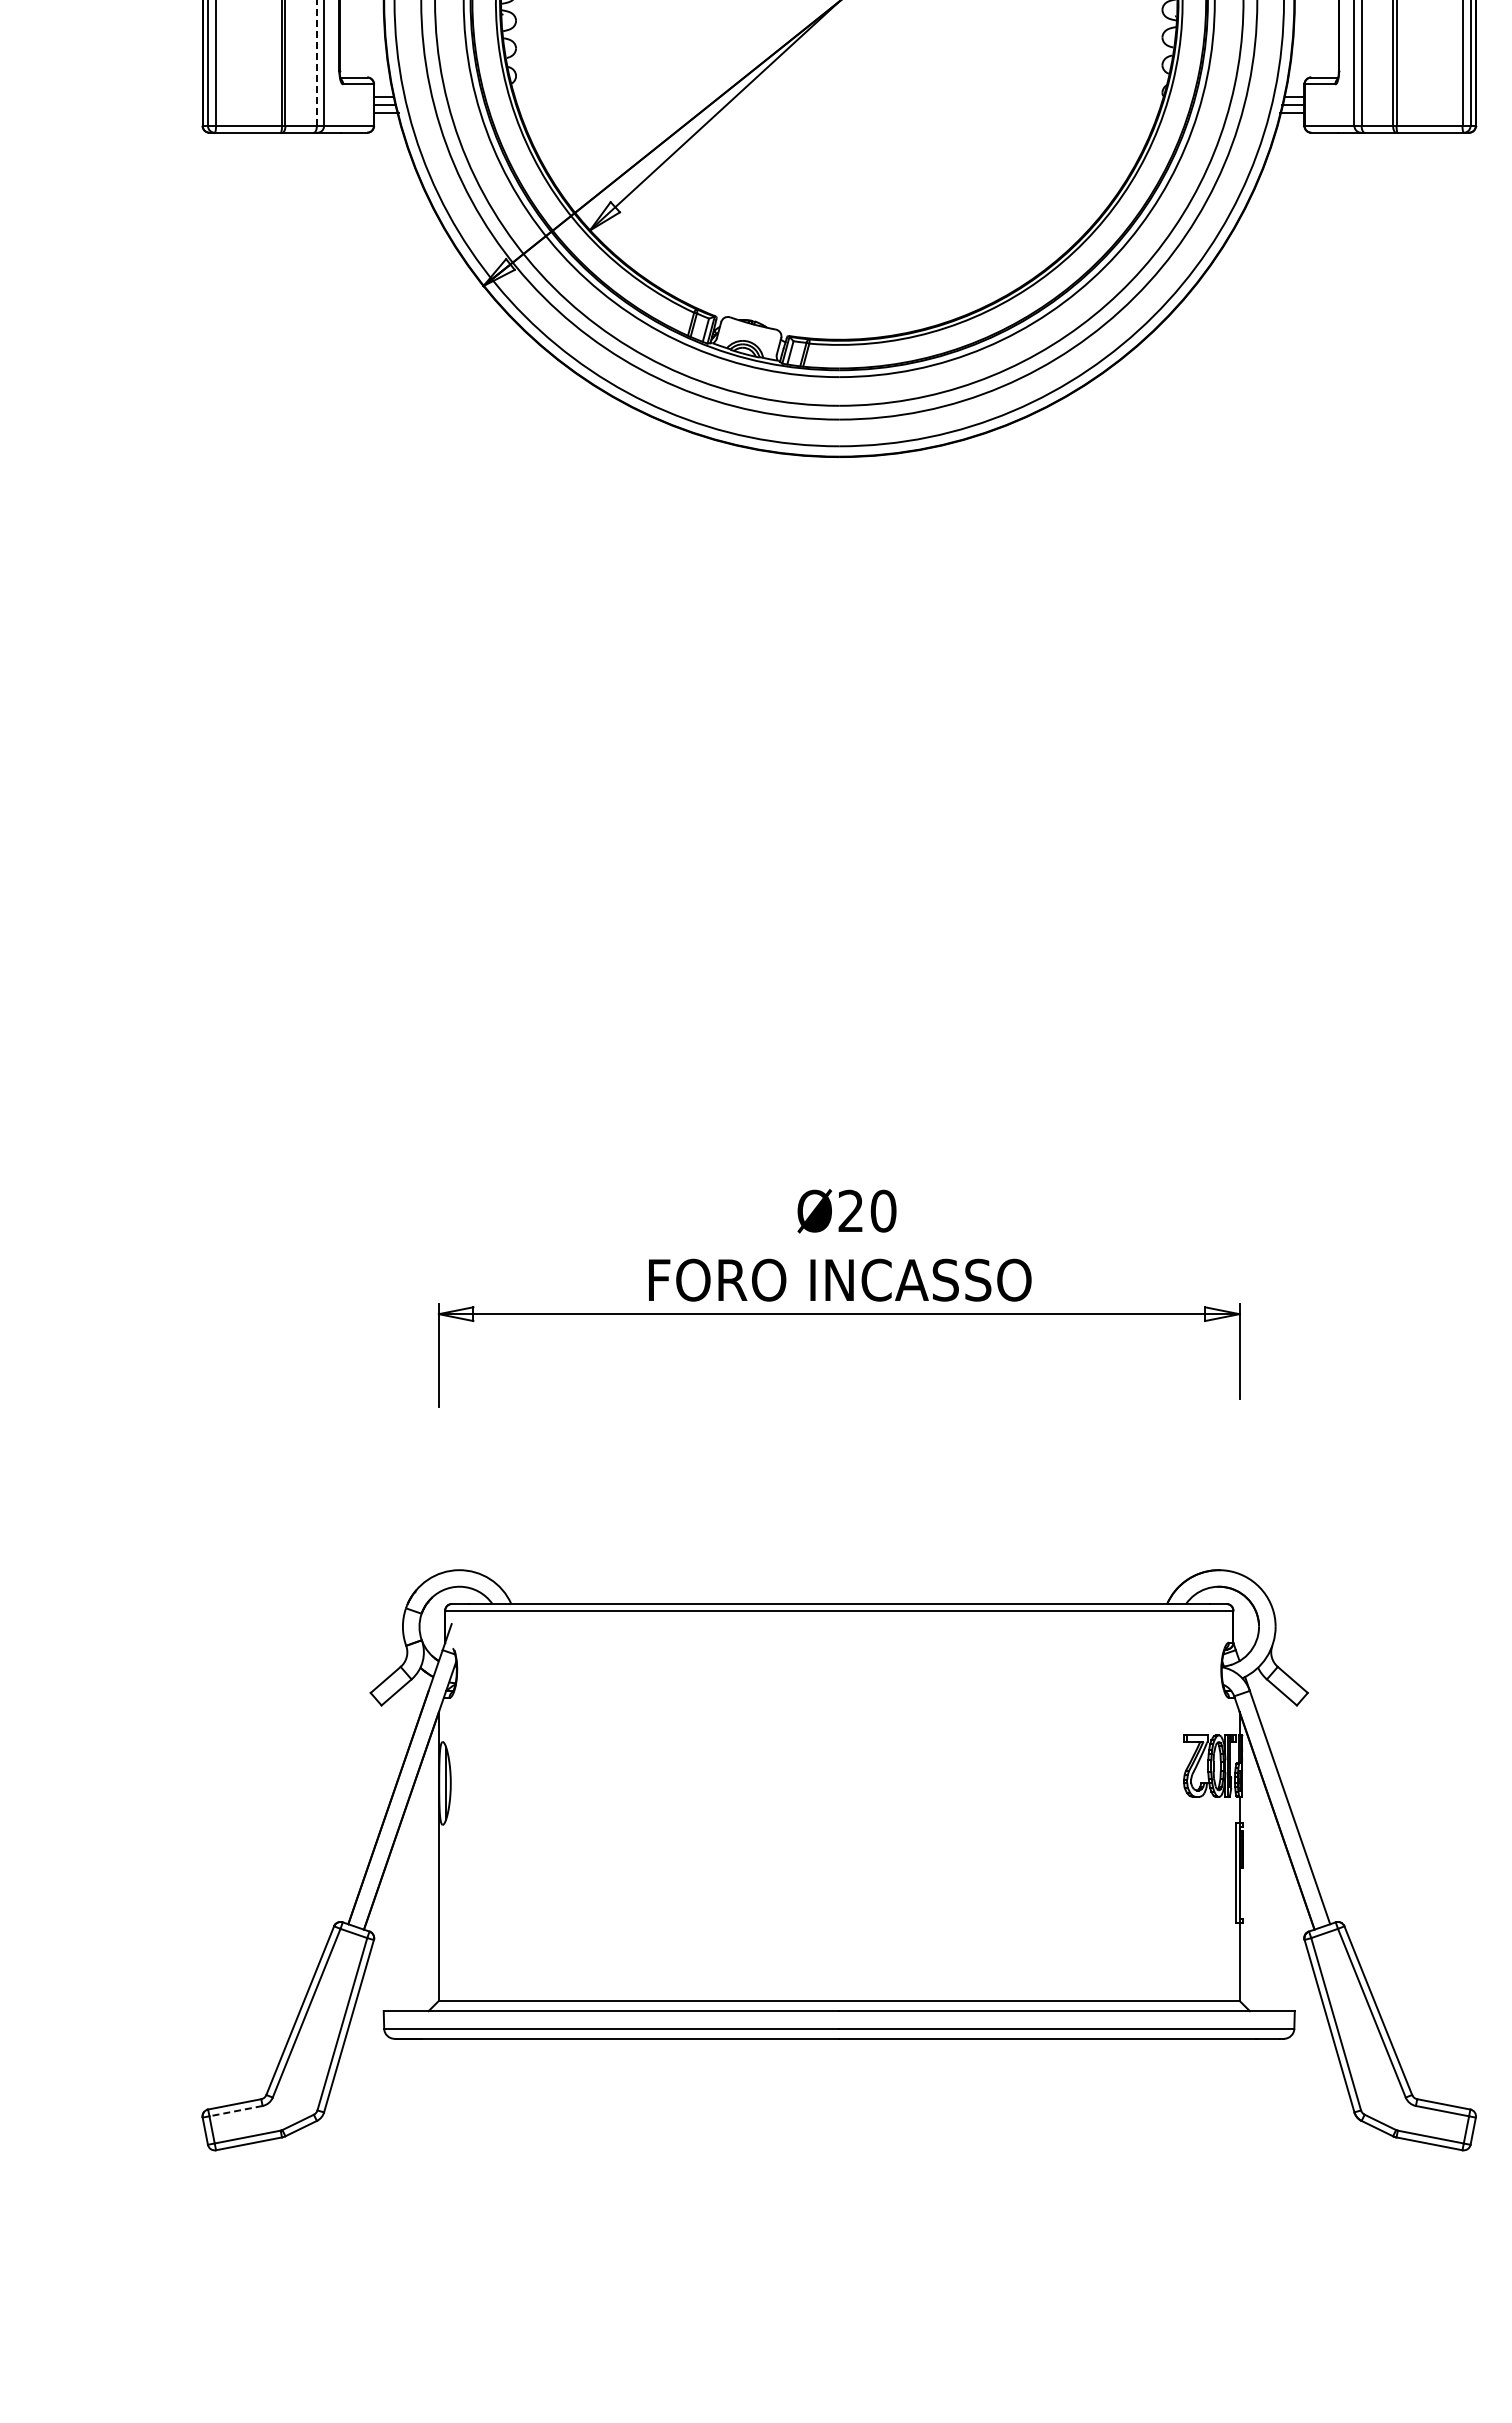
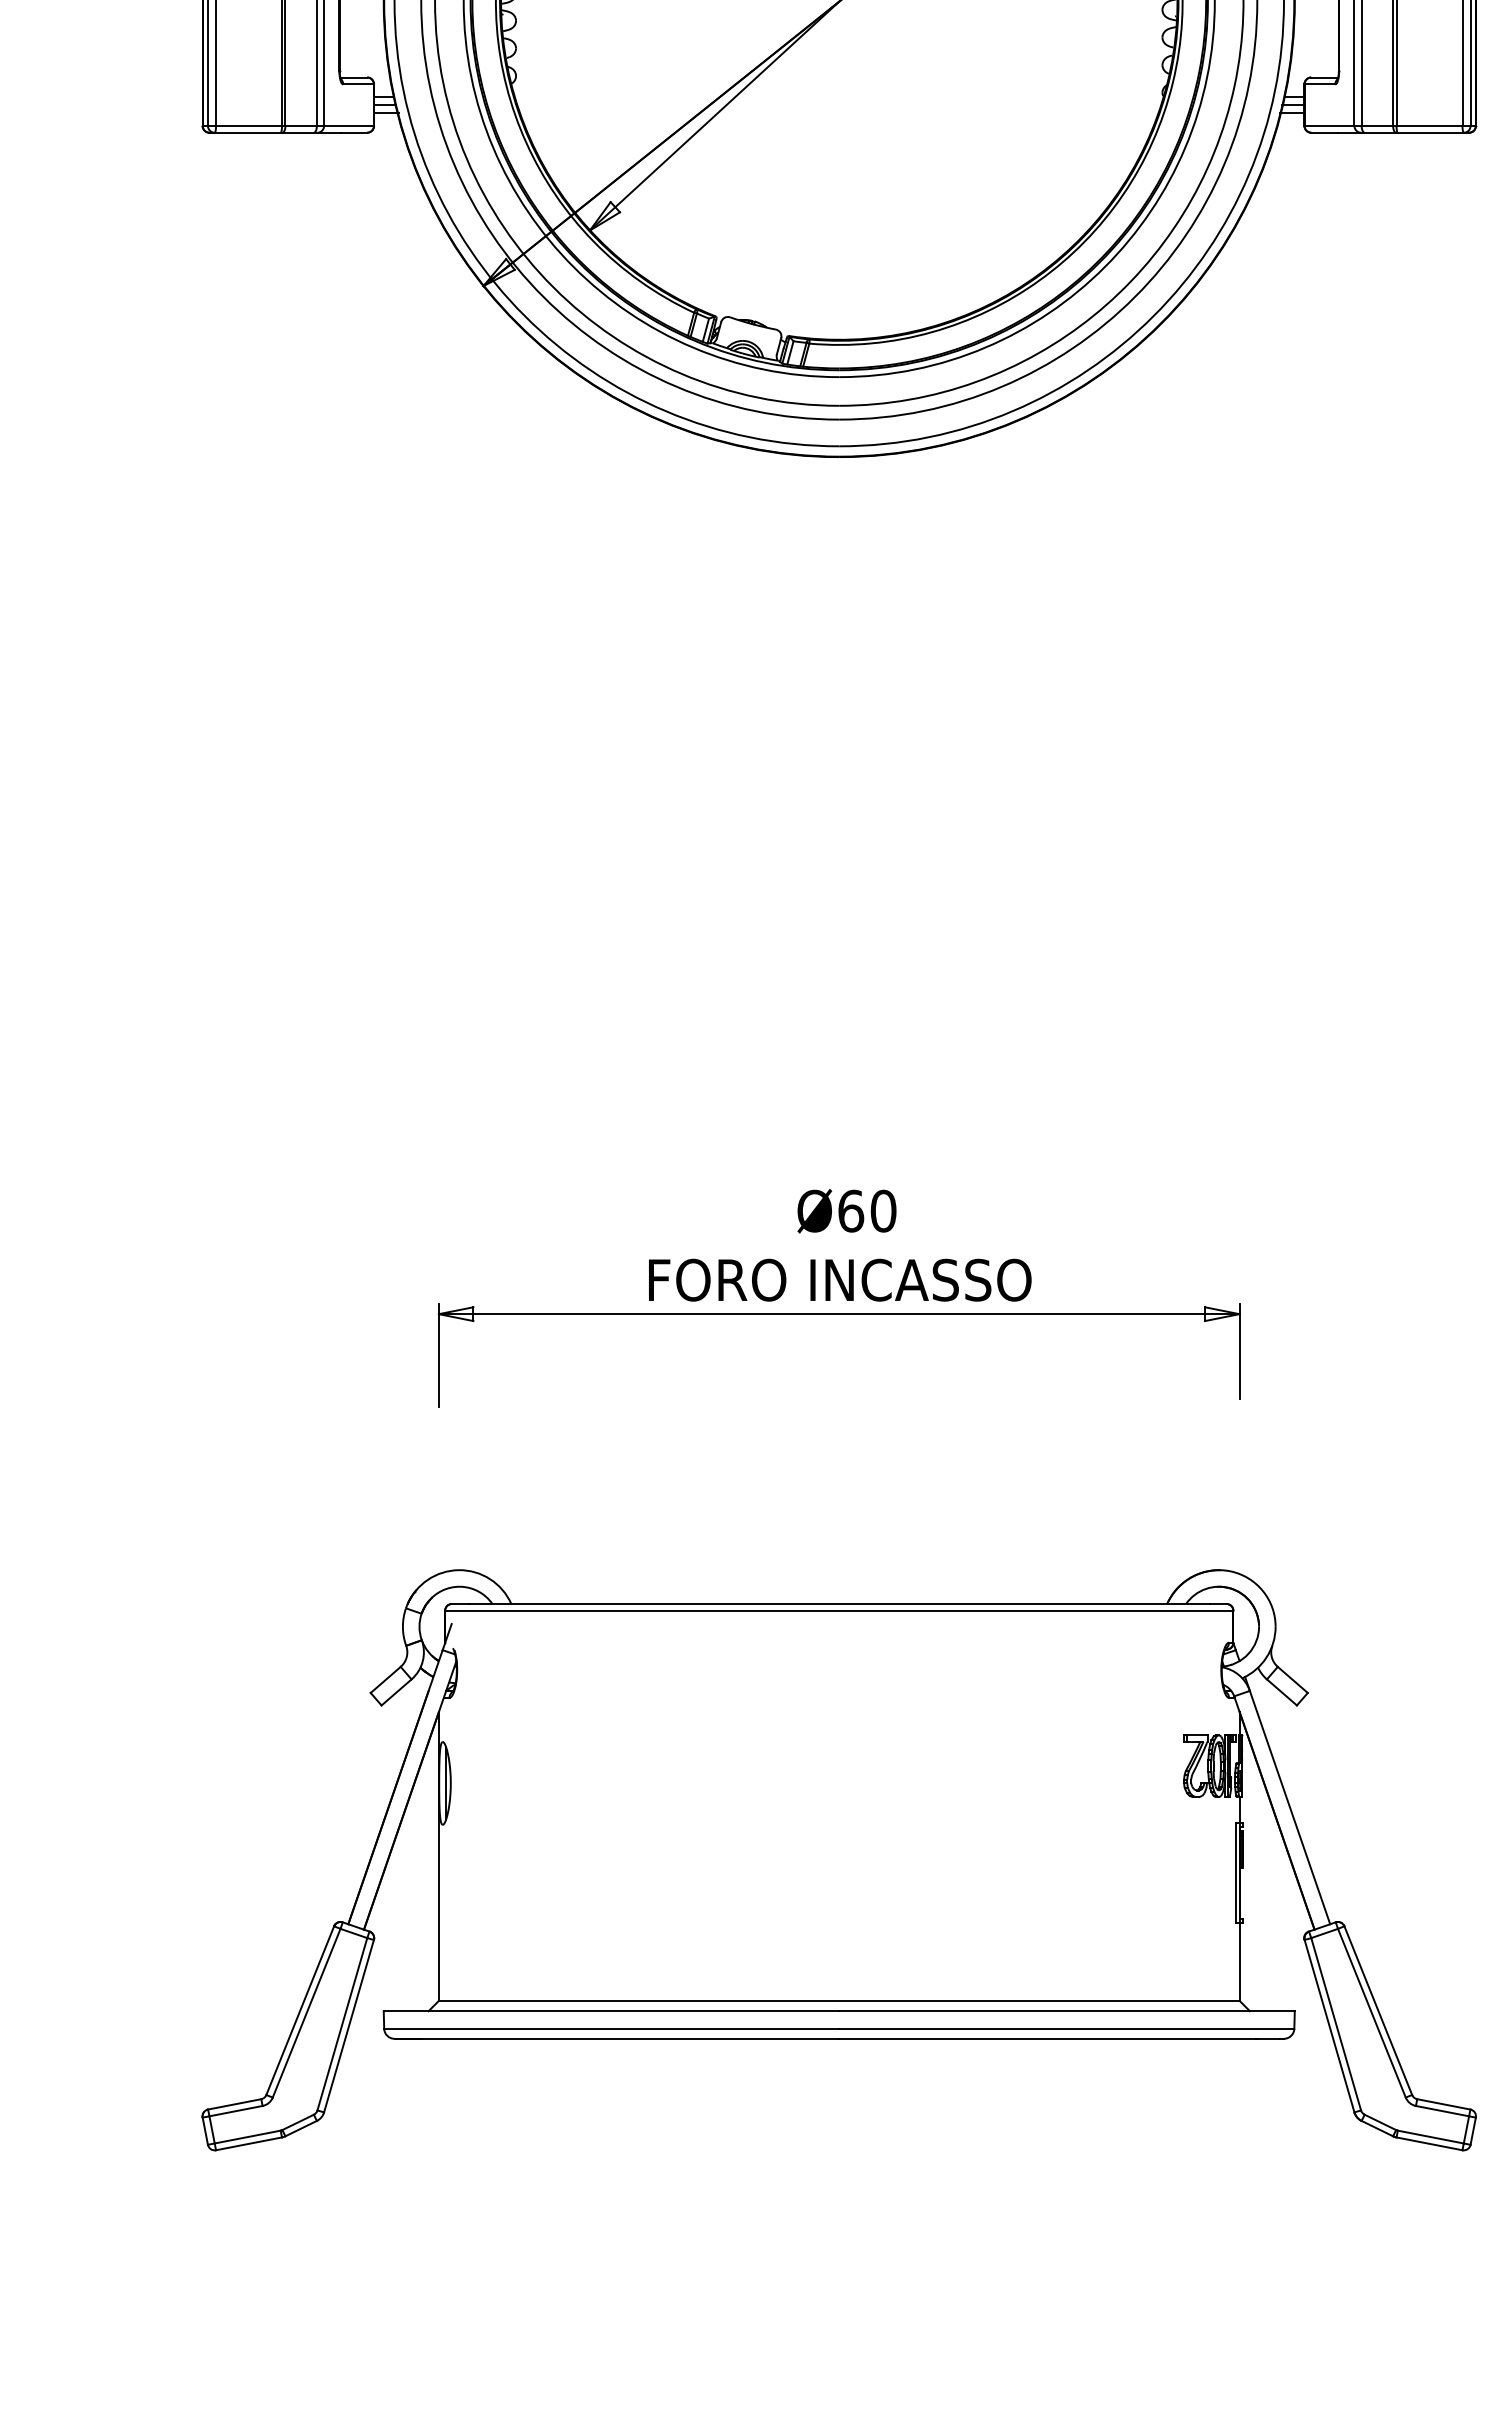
line: dashed -> solid (316, 62)
text: Ø20 -> Ø60 (851, 1210)
line: dashed -> solid (235, 2111)
